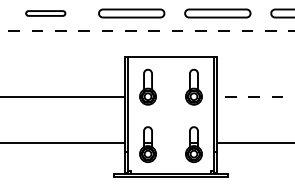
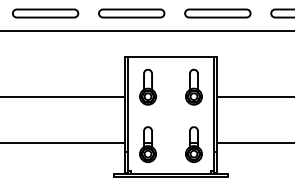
part size: 42x7 px -> 68x11 px (45, 13)
line: dashed -> solid (147, 30)
line: dashed -> solid (256, 97)
